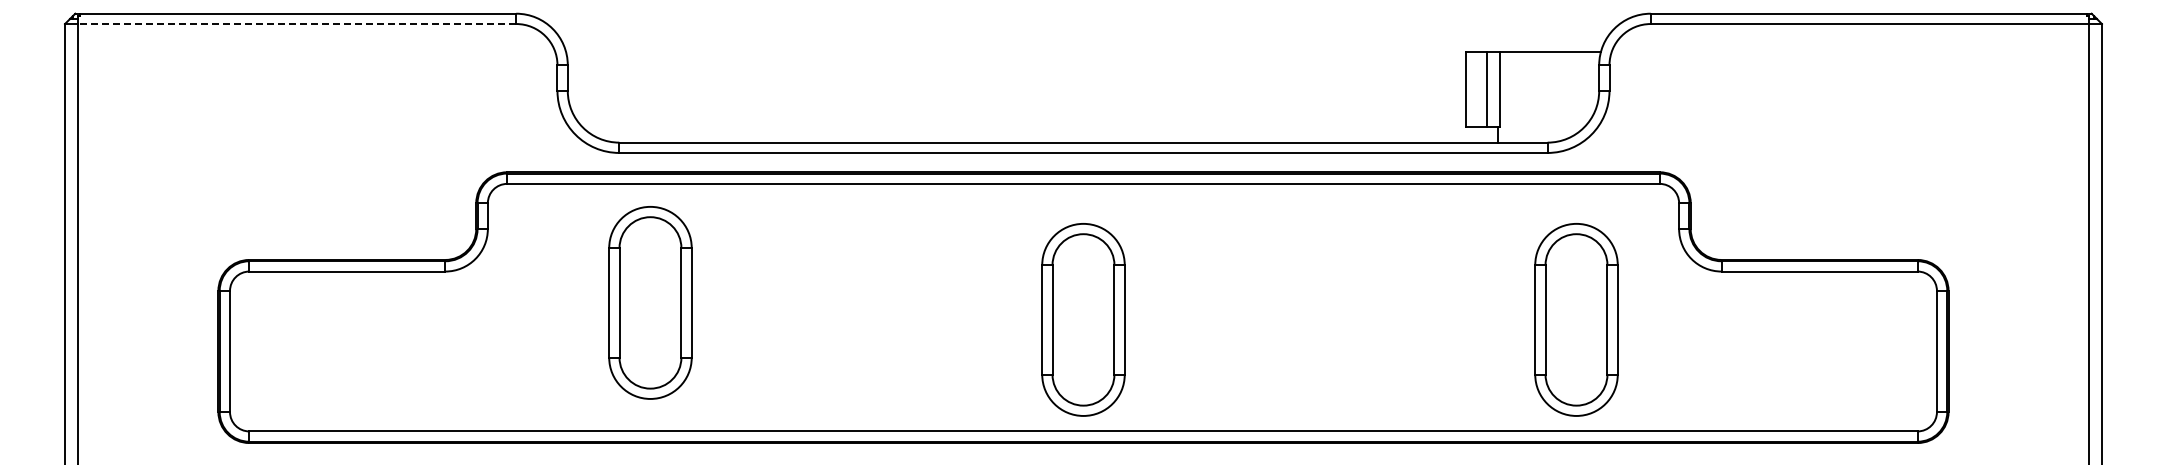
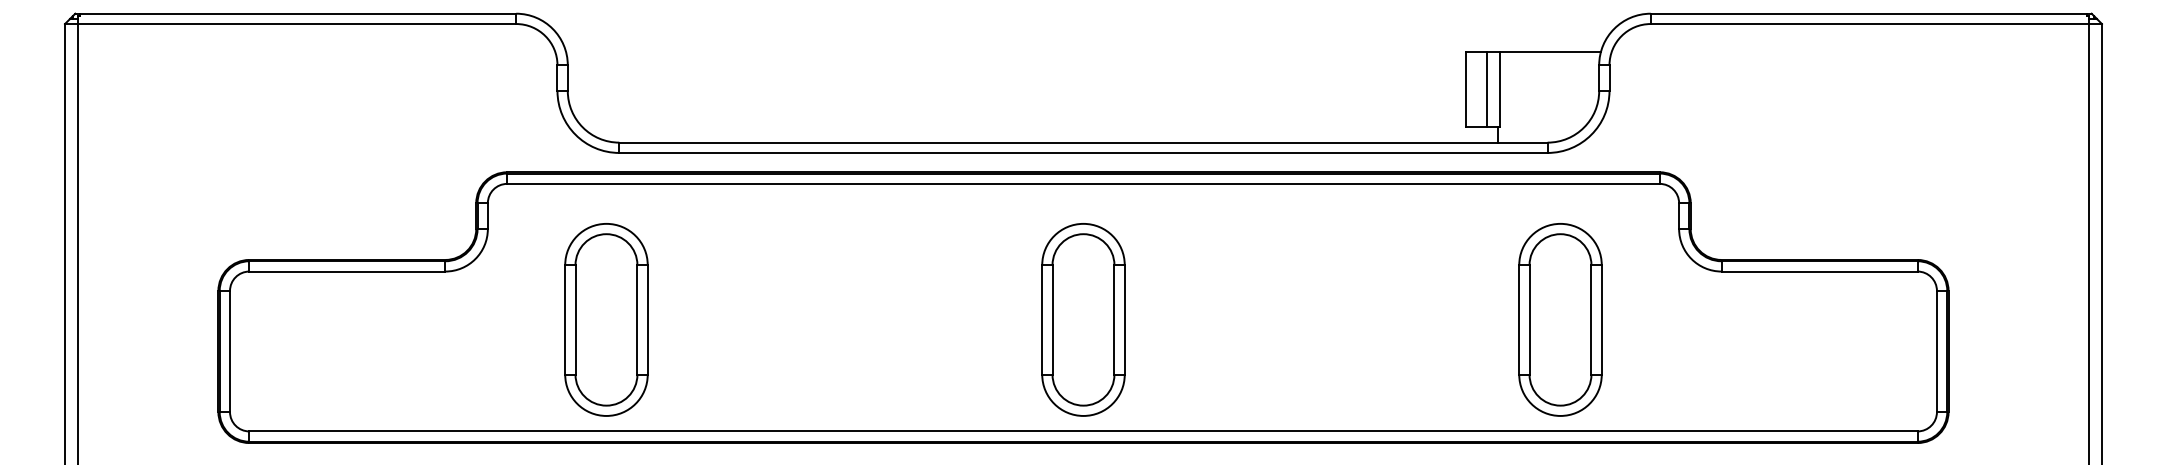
line: dashed -> solid (296, 24)
part position: (650, 302) -> (606, 319) (606, 319)
part position: (1576, 319) -> (1560, 319) (1560, 319)
